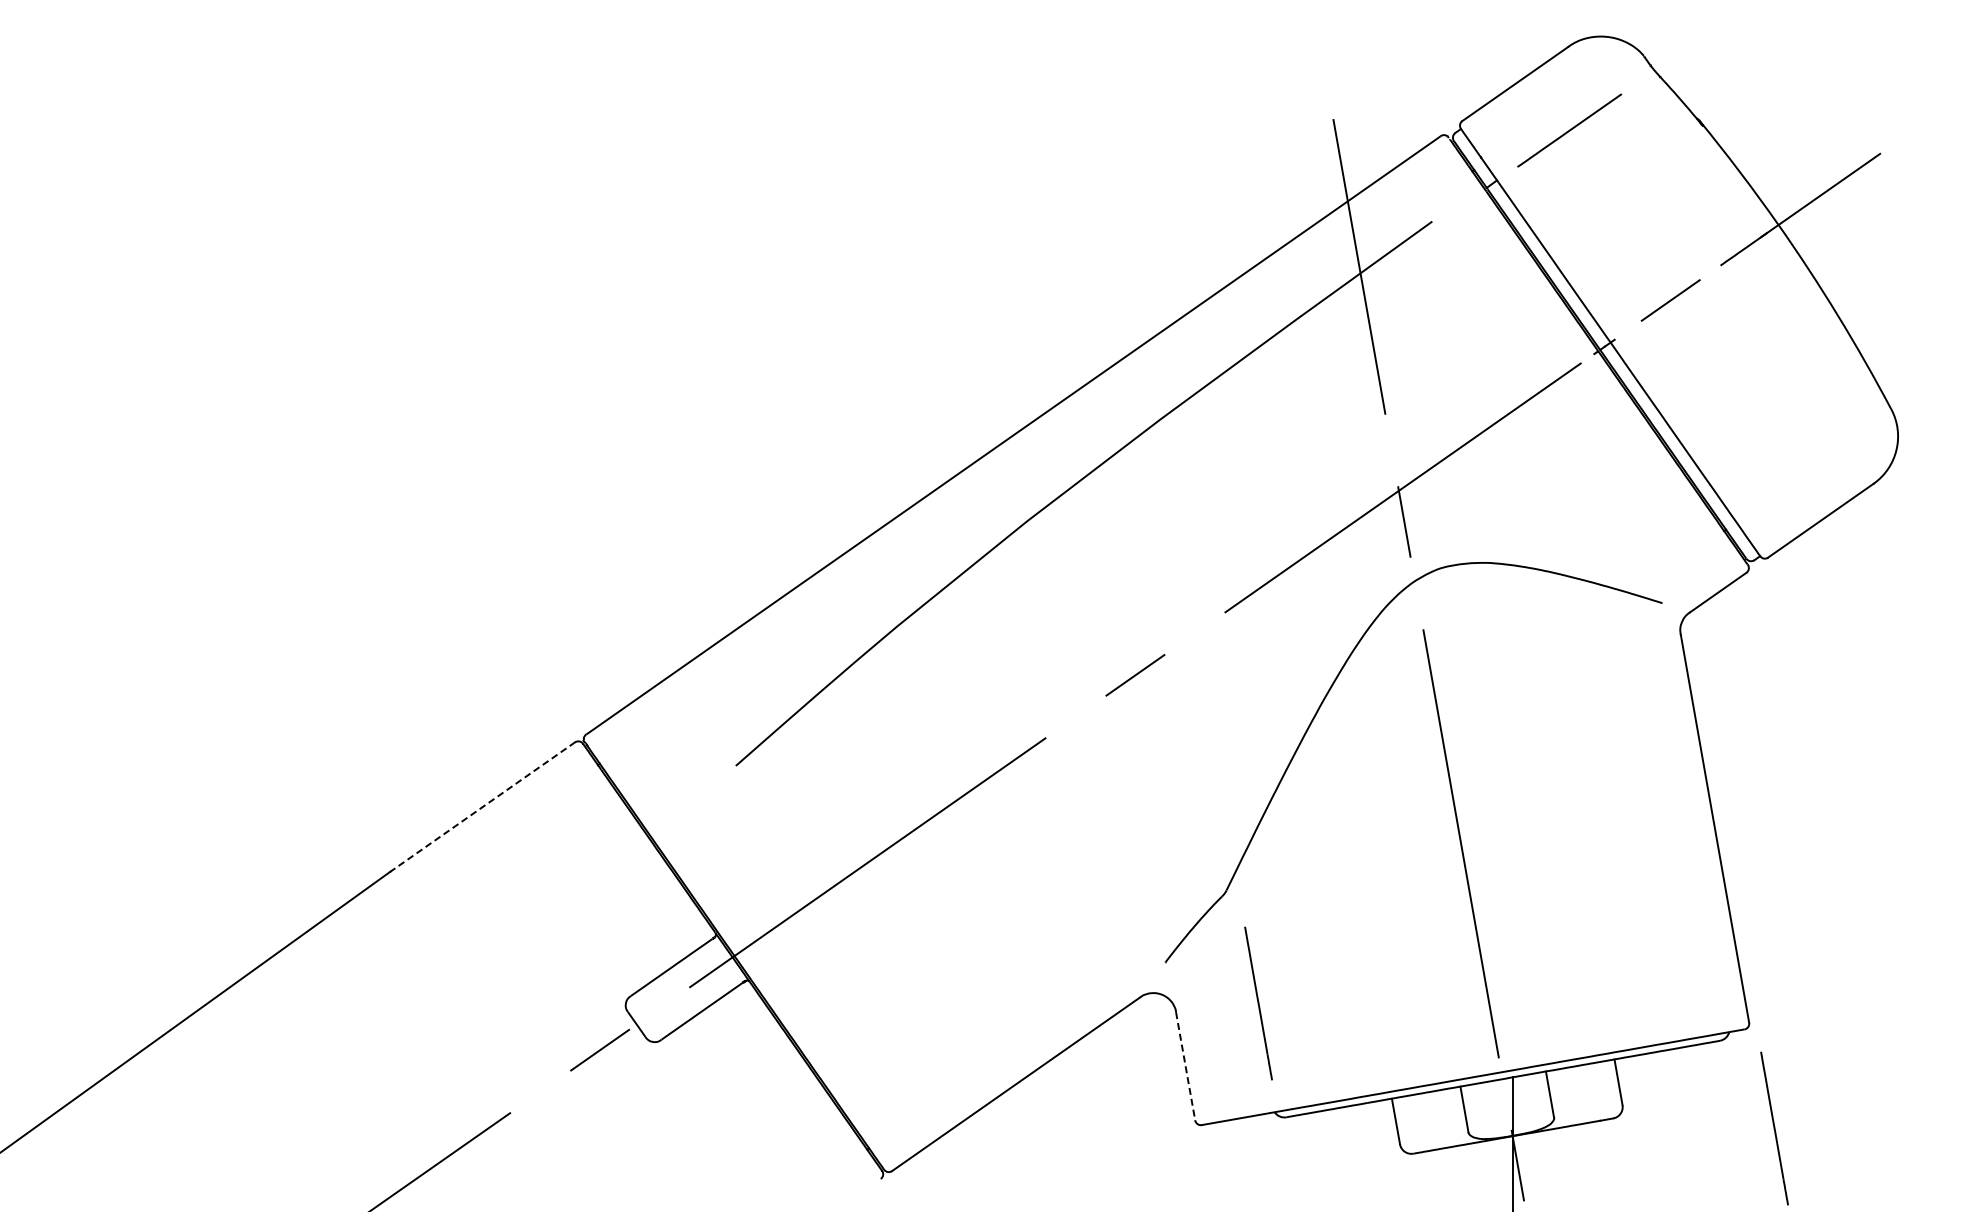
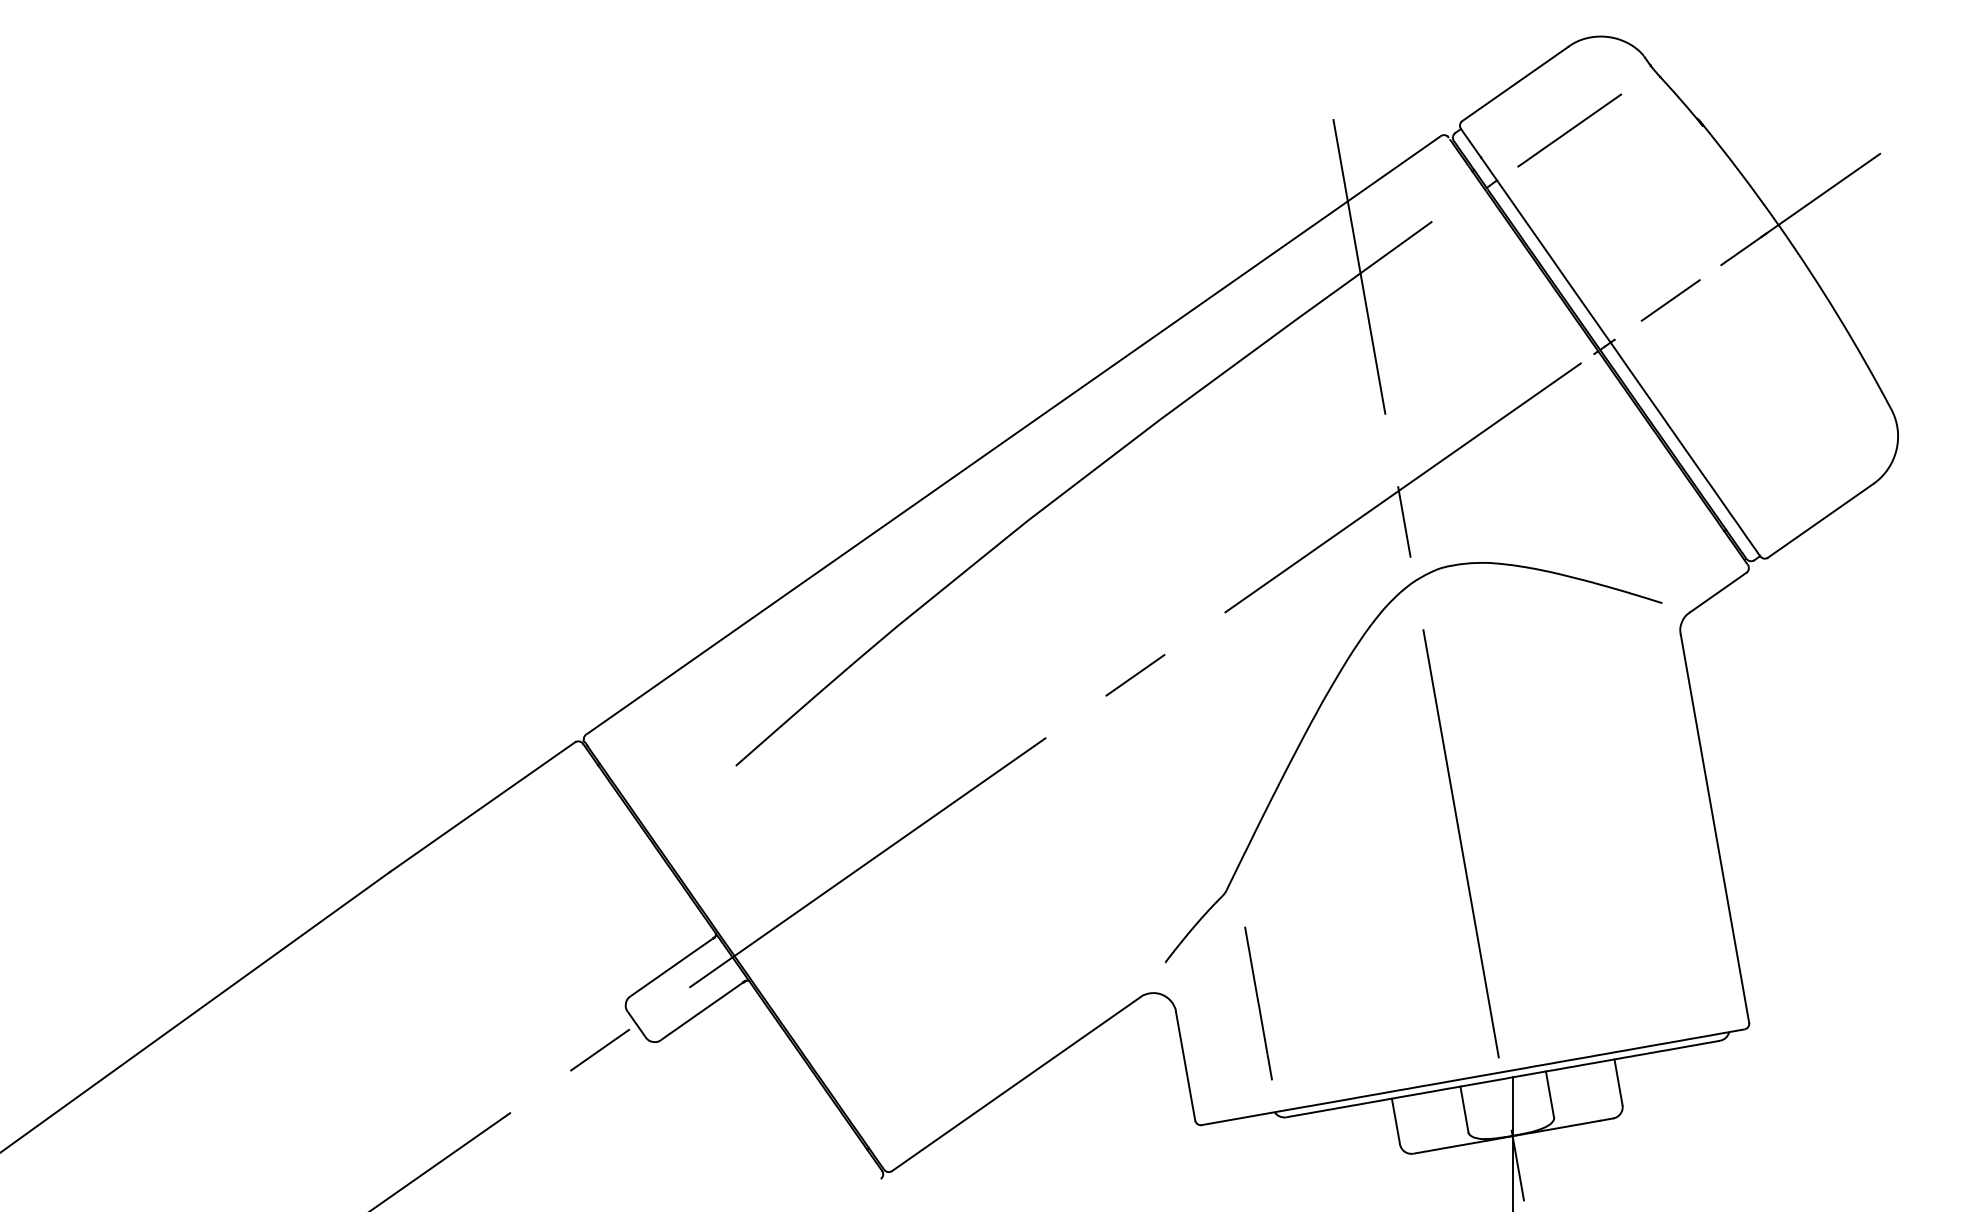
line: dashed -> solid (482, 807)
line: dashed -> solid (1185, 1067)
line: present -> none (1774, 1128)
